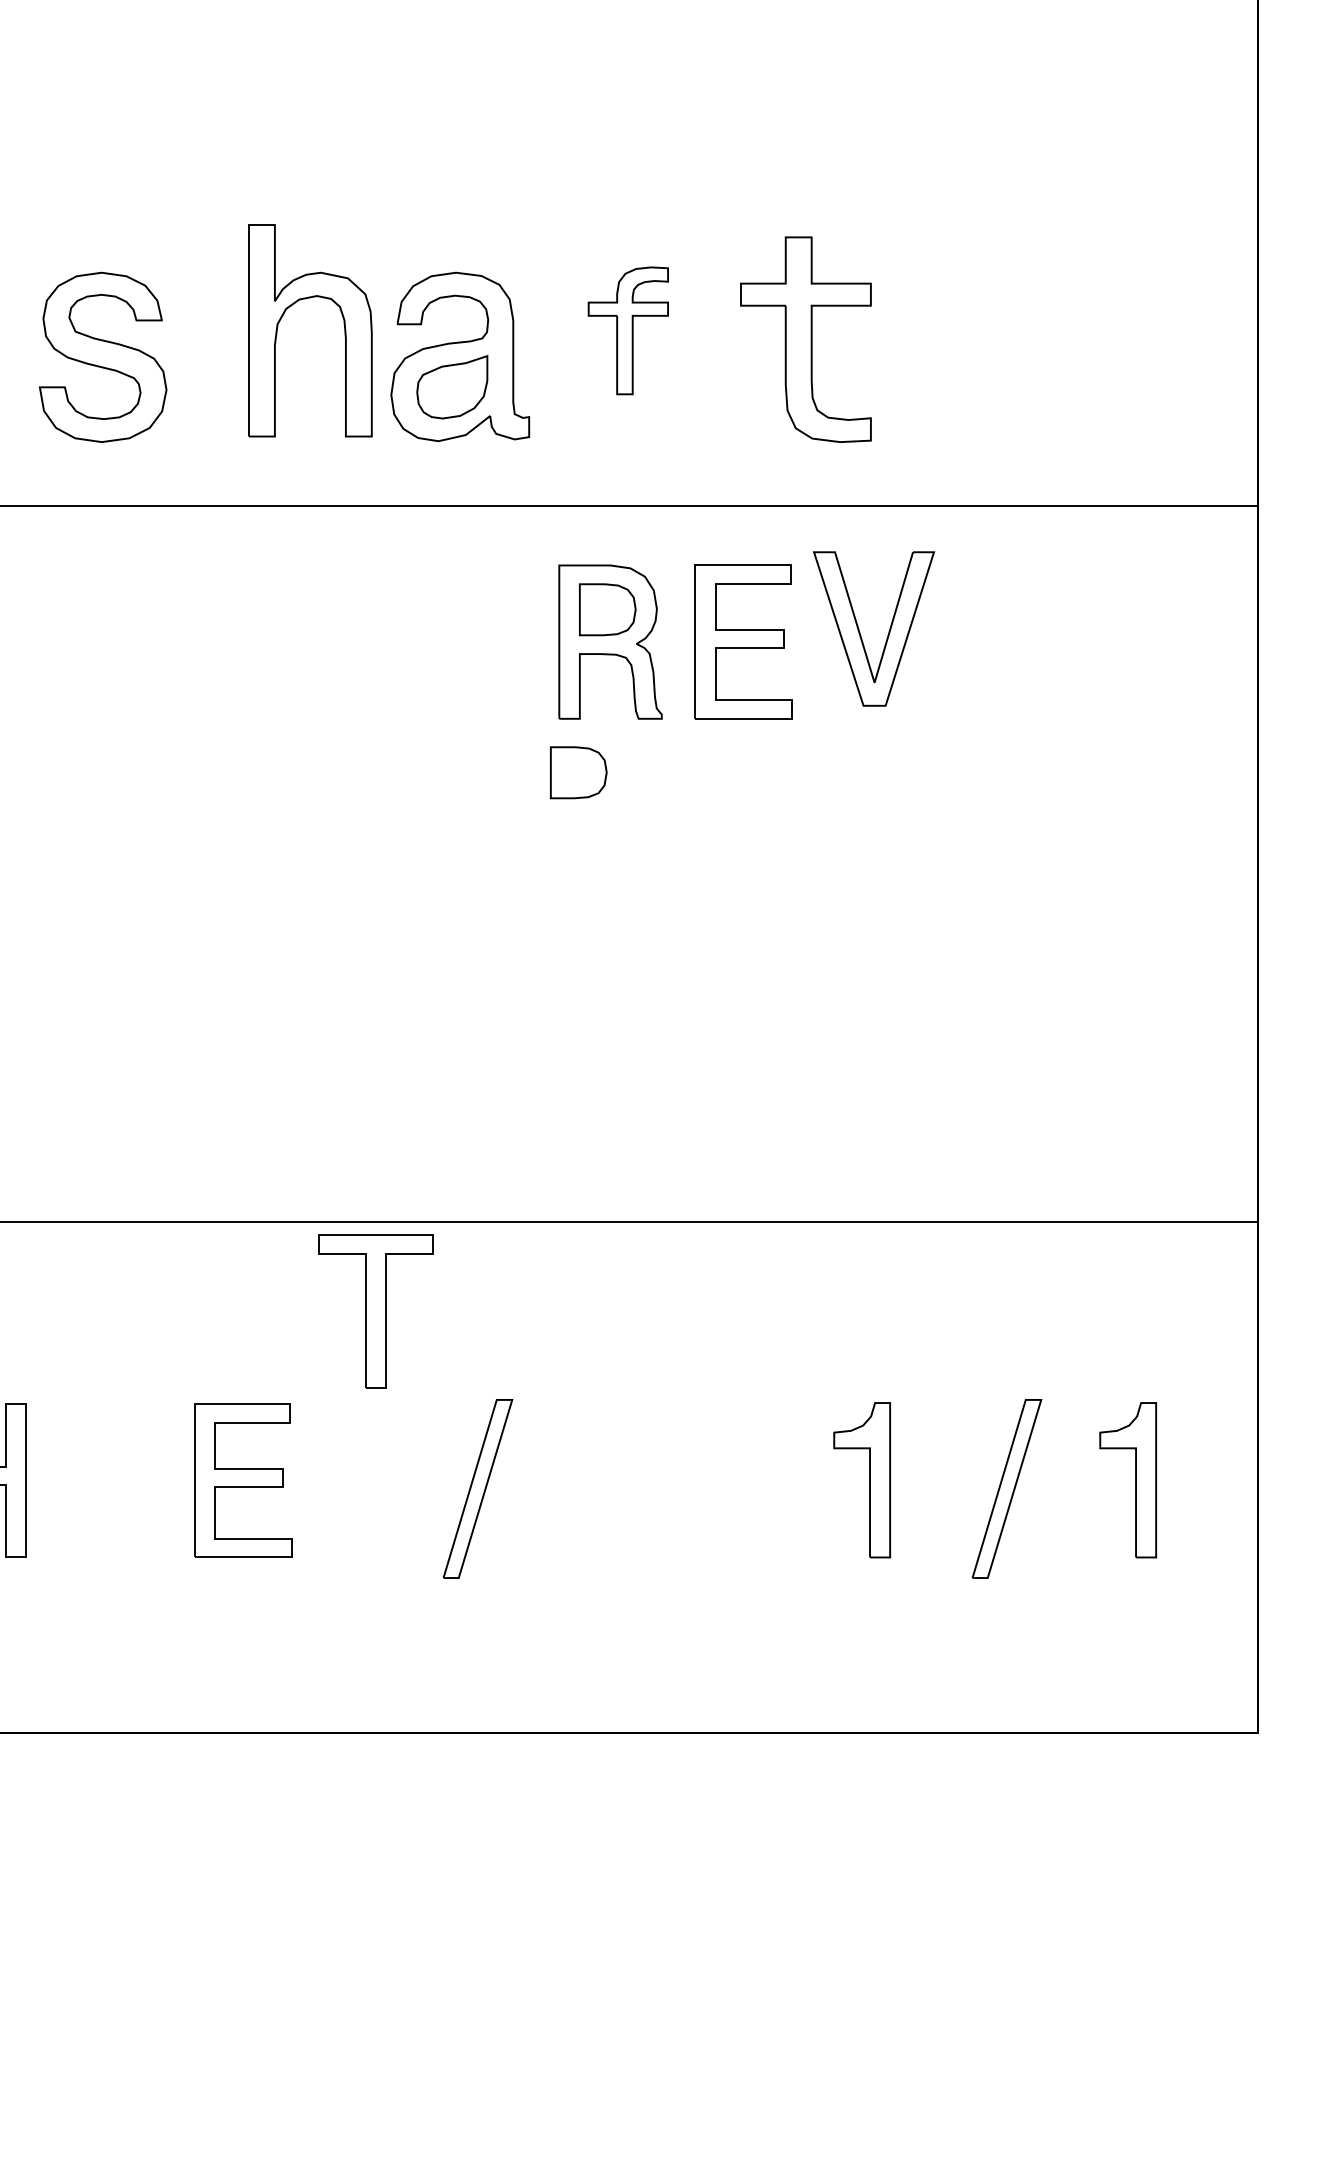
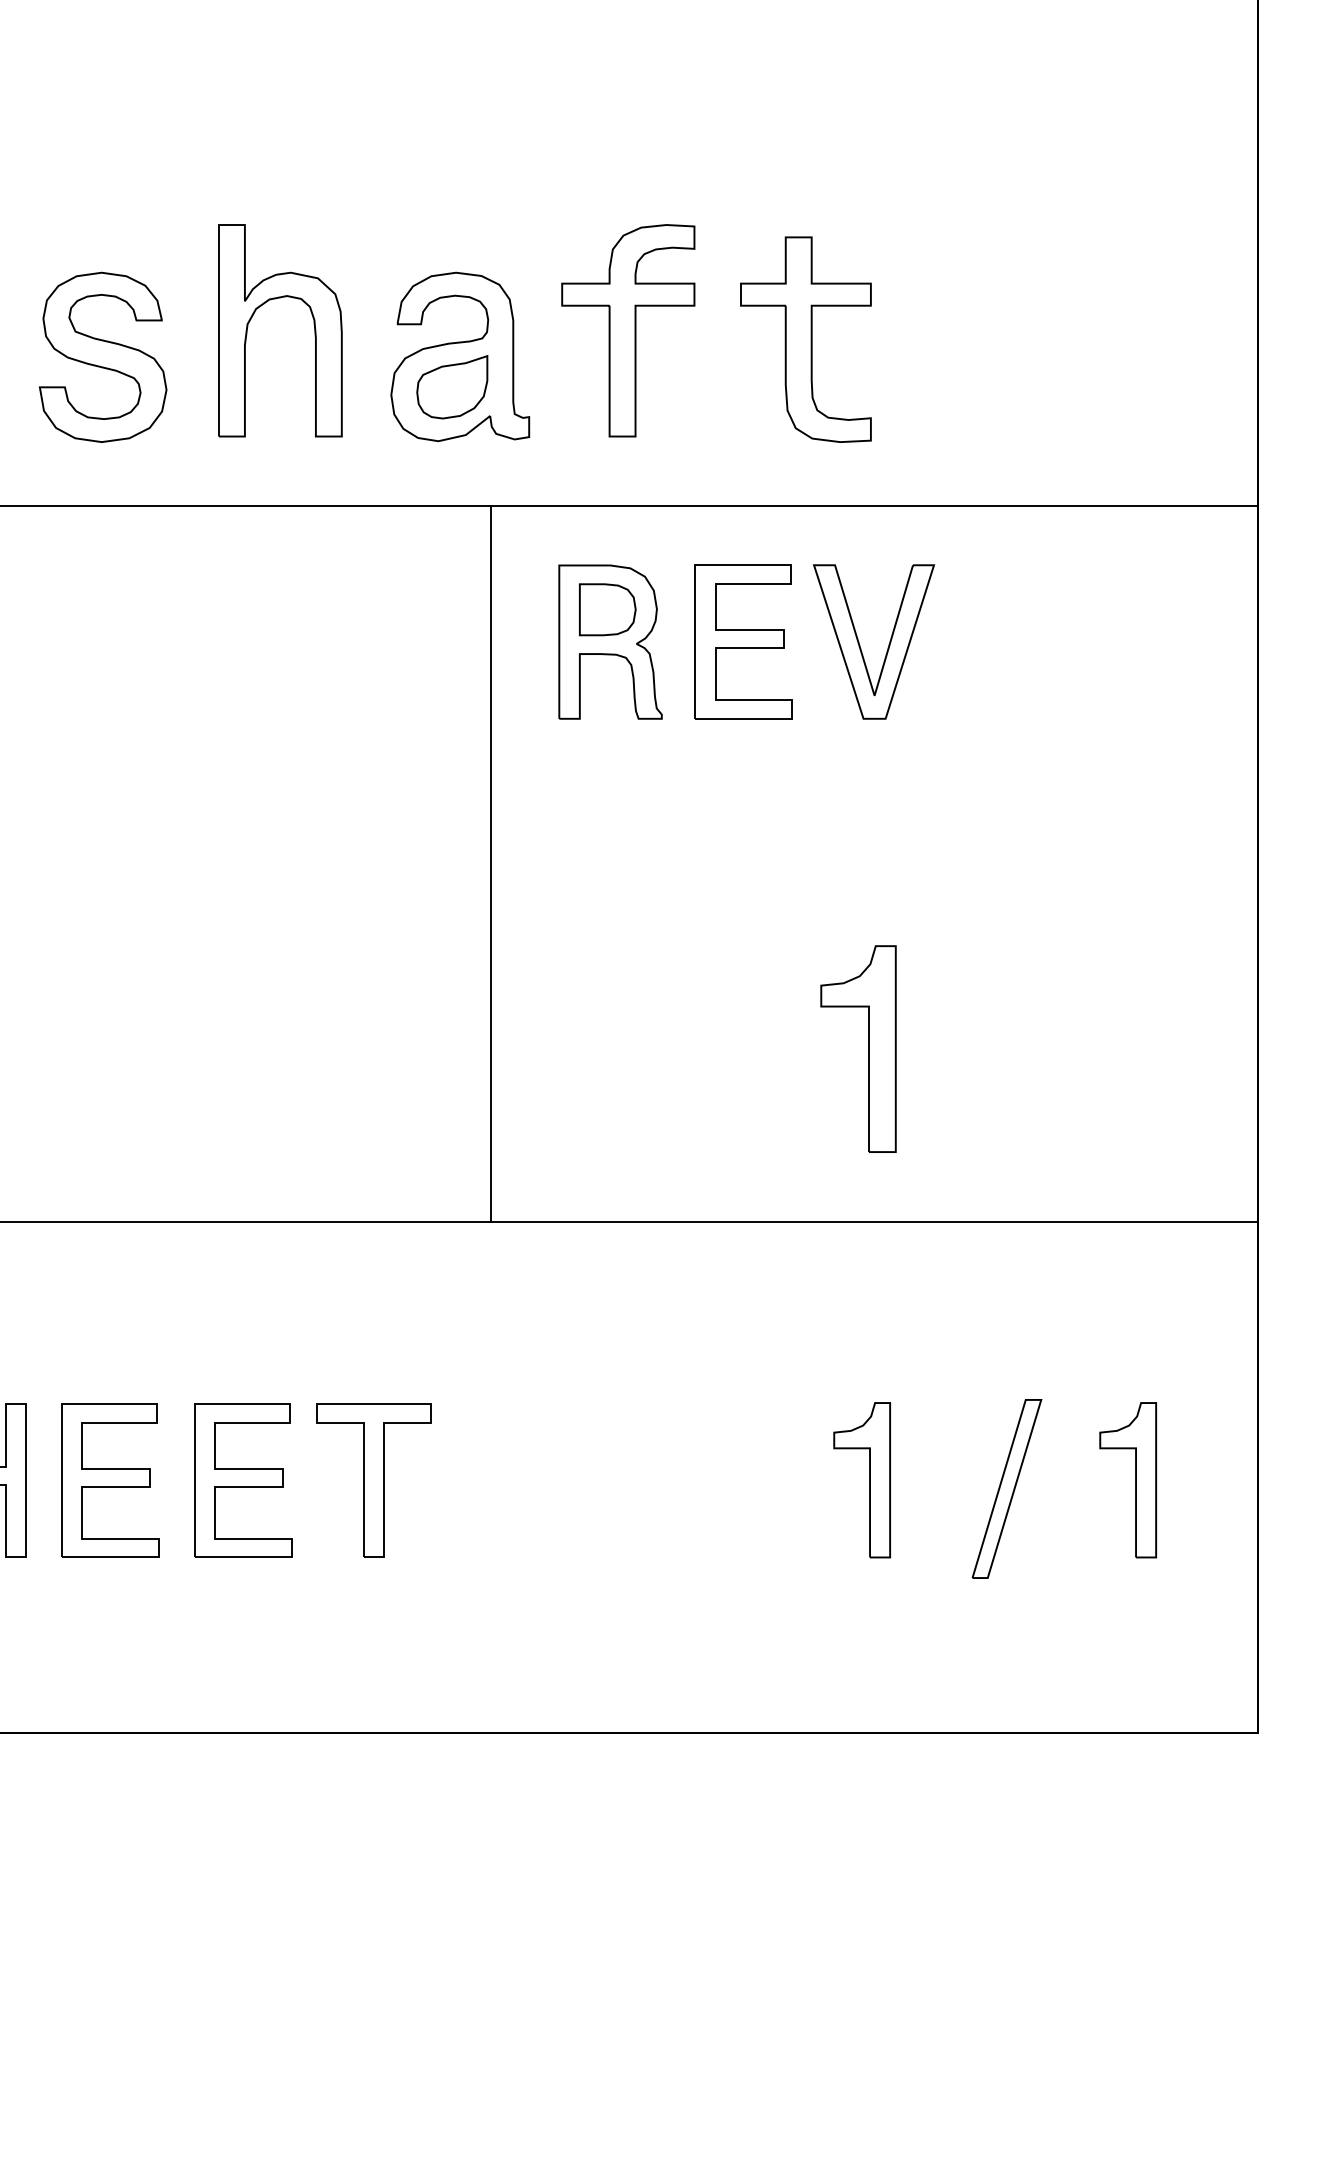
part position: (294, 304) -> (264, 304) (264, 304)
part size: 82x130 px -> 135x214 px (628, 330)
part position: (888, 631) -> (888, 644) (888, 644)
part: present -> none (578, 772)
line: none -> present (490, 863)
part: none -> present (868, 1048)
part position: (375, 1311) -> (373, 1480) (373, 1480)
part: none -> present (110, 1480)
part: present -> none (477, 1488)
